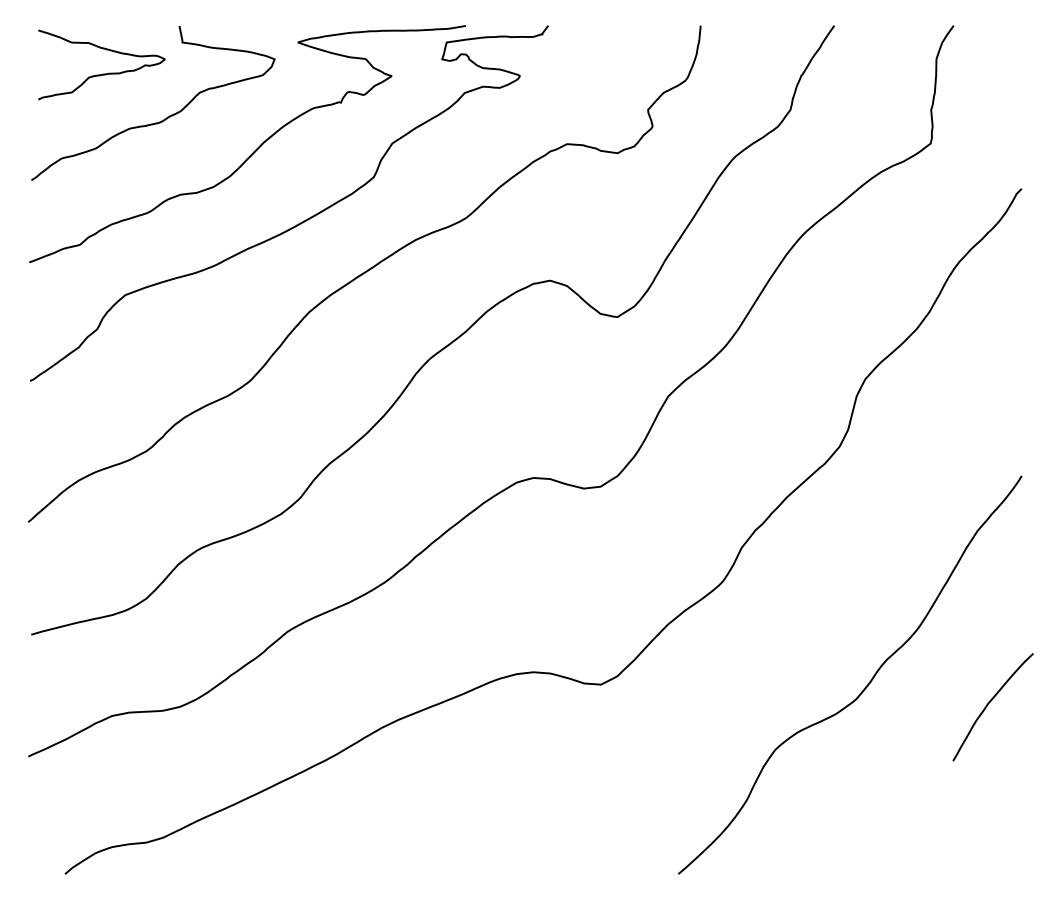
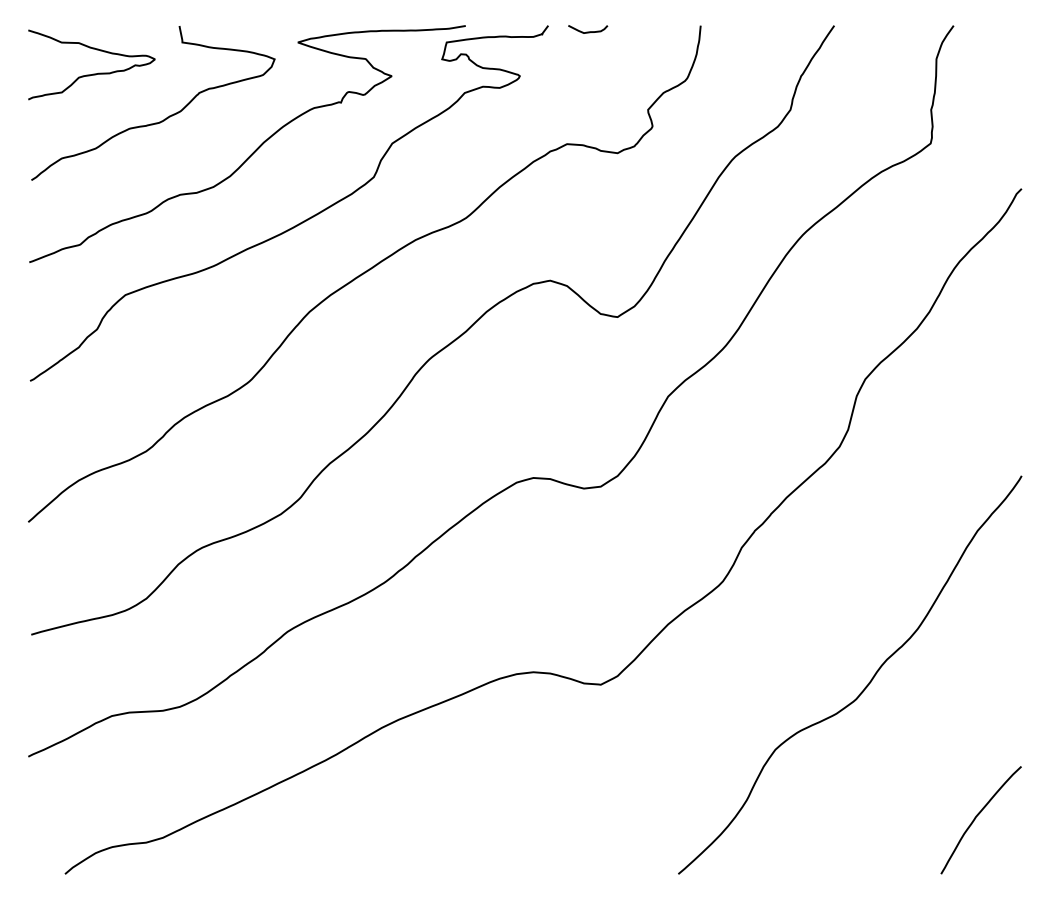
curve: none -> present (588, 31)
curve position: (103, 73) -> (93, 73) (93, 73)
curve position: (988, 705) -> (976, 818) (976, 818)
